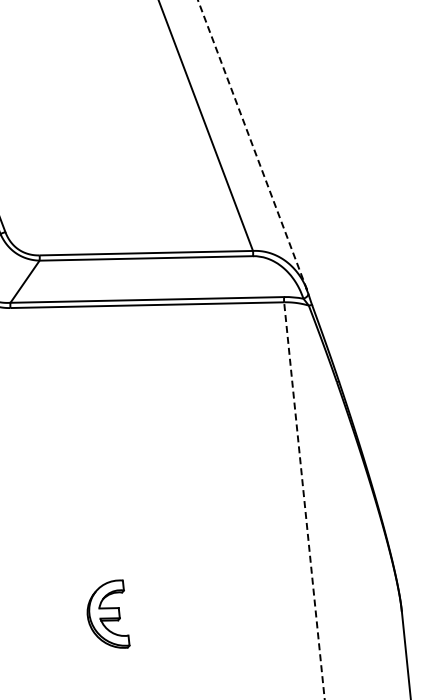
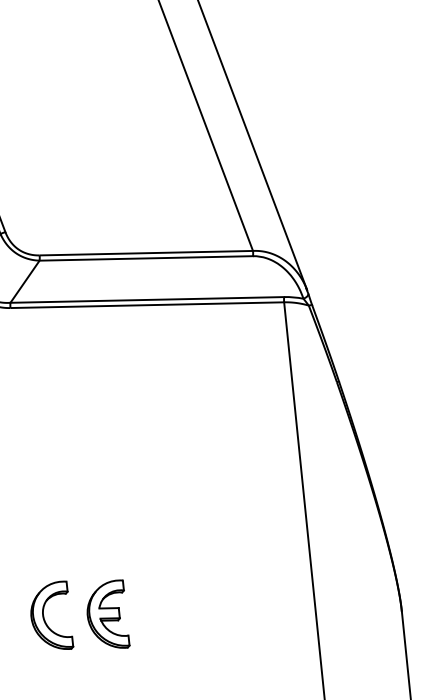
line: dashed -> solid (252, 145)
line: dashed -> solid (304, 500)
part: none -> present (44, 616)
